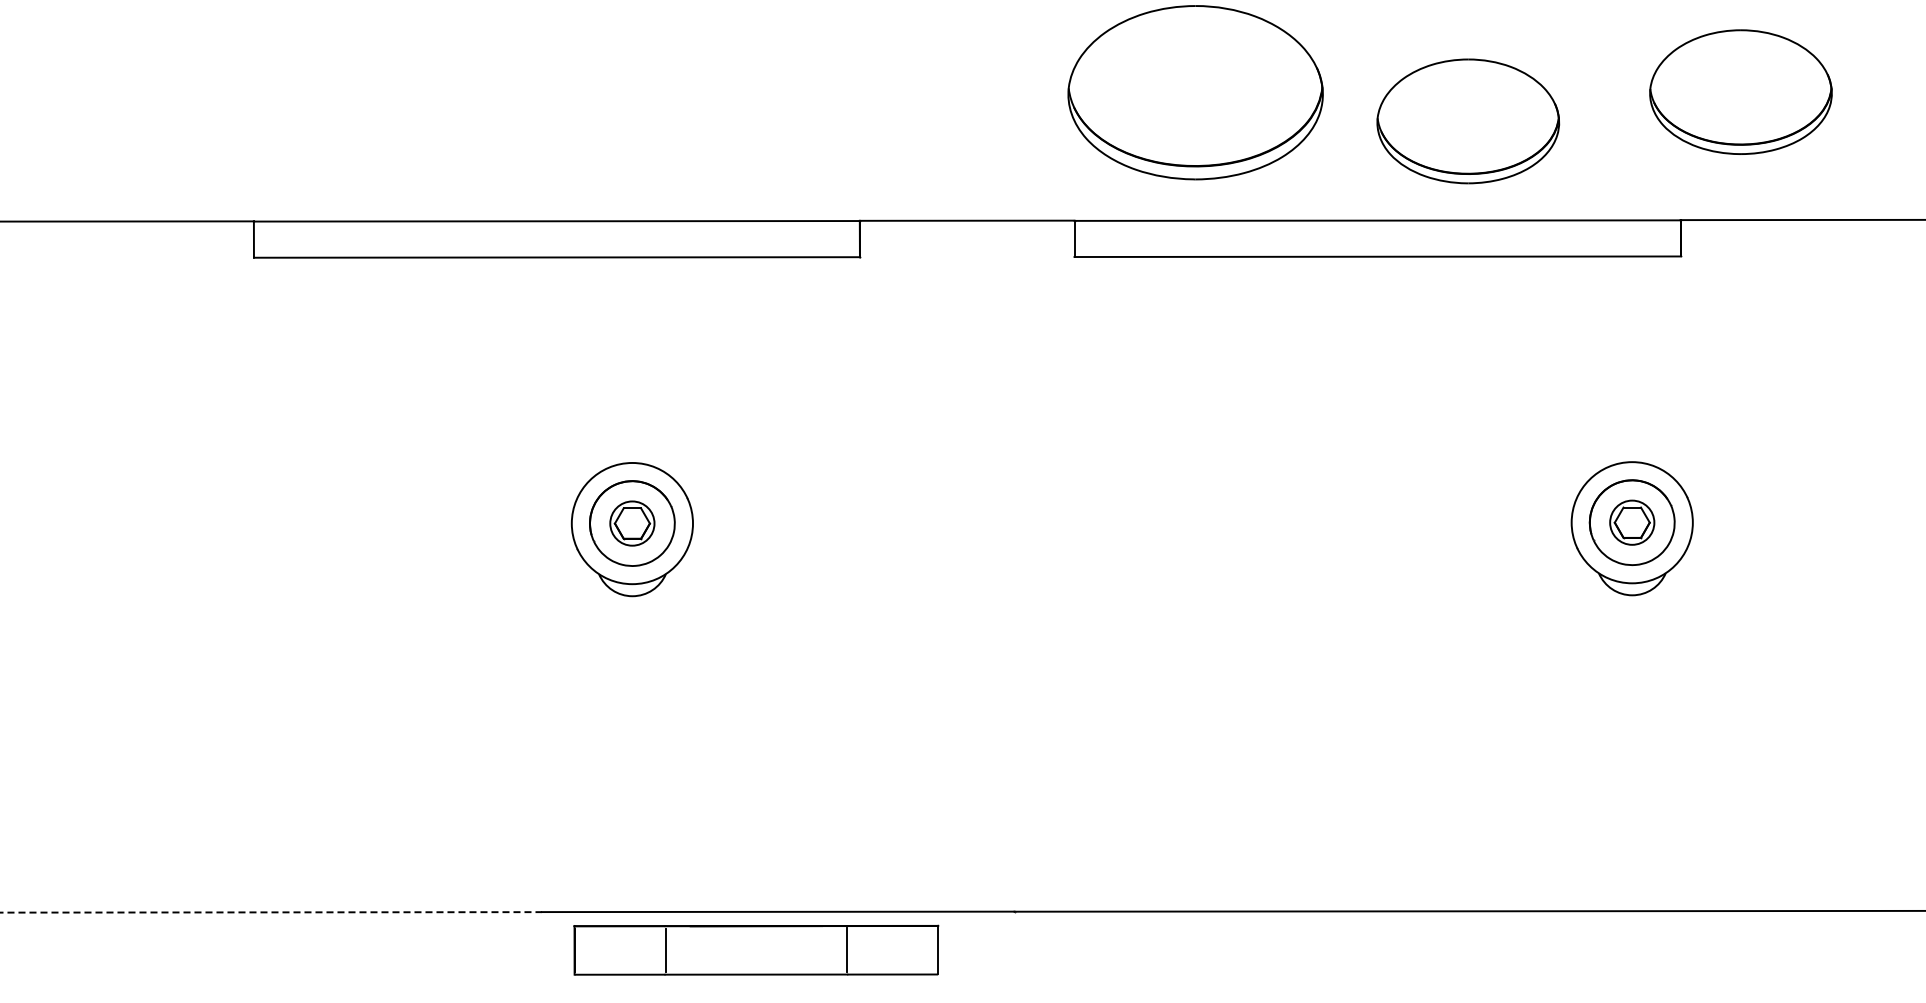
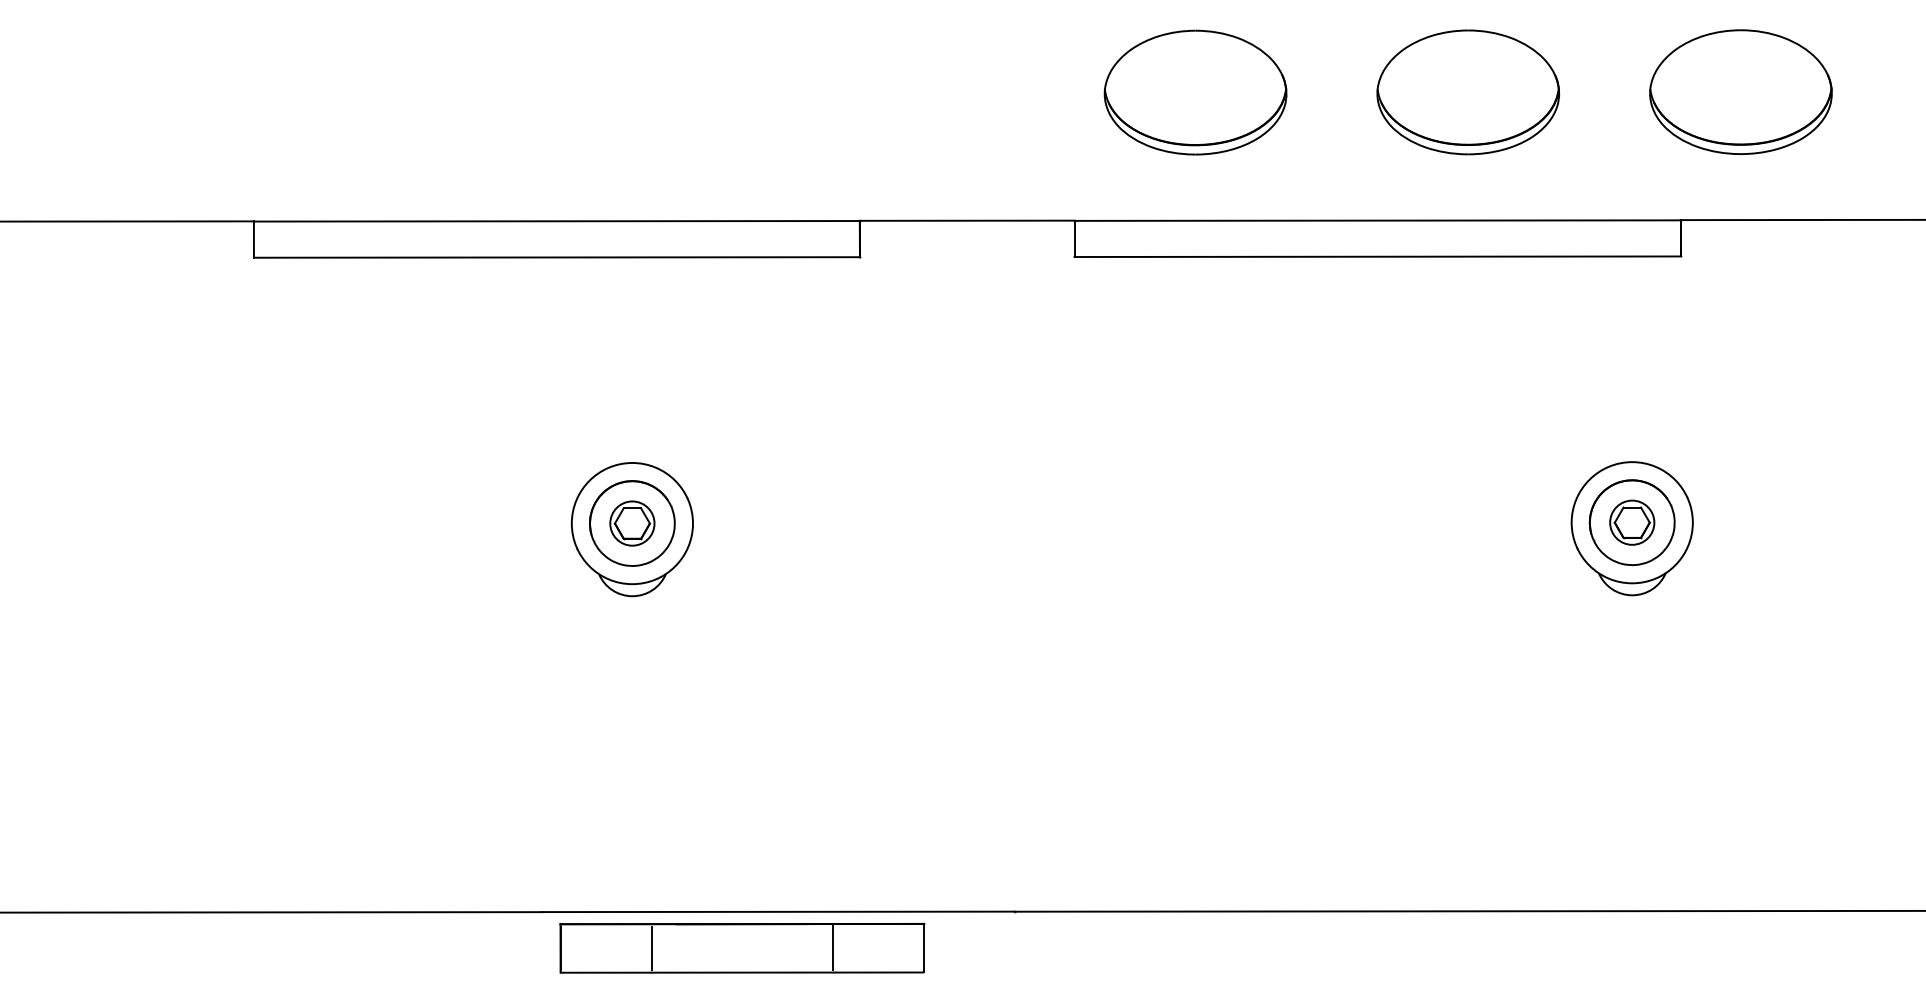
part size: 257x176 px -> 185x127 px (1195, 92)
part position: (1468, 121) -> (1468, 92) (1468, 92)
line: dashed -> solid (271, 912)
part position: (756, 949) -> (742, 947) (742, 947)
